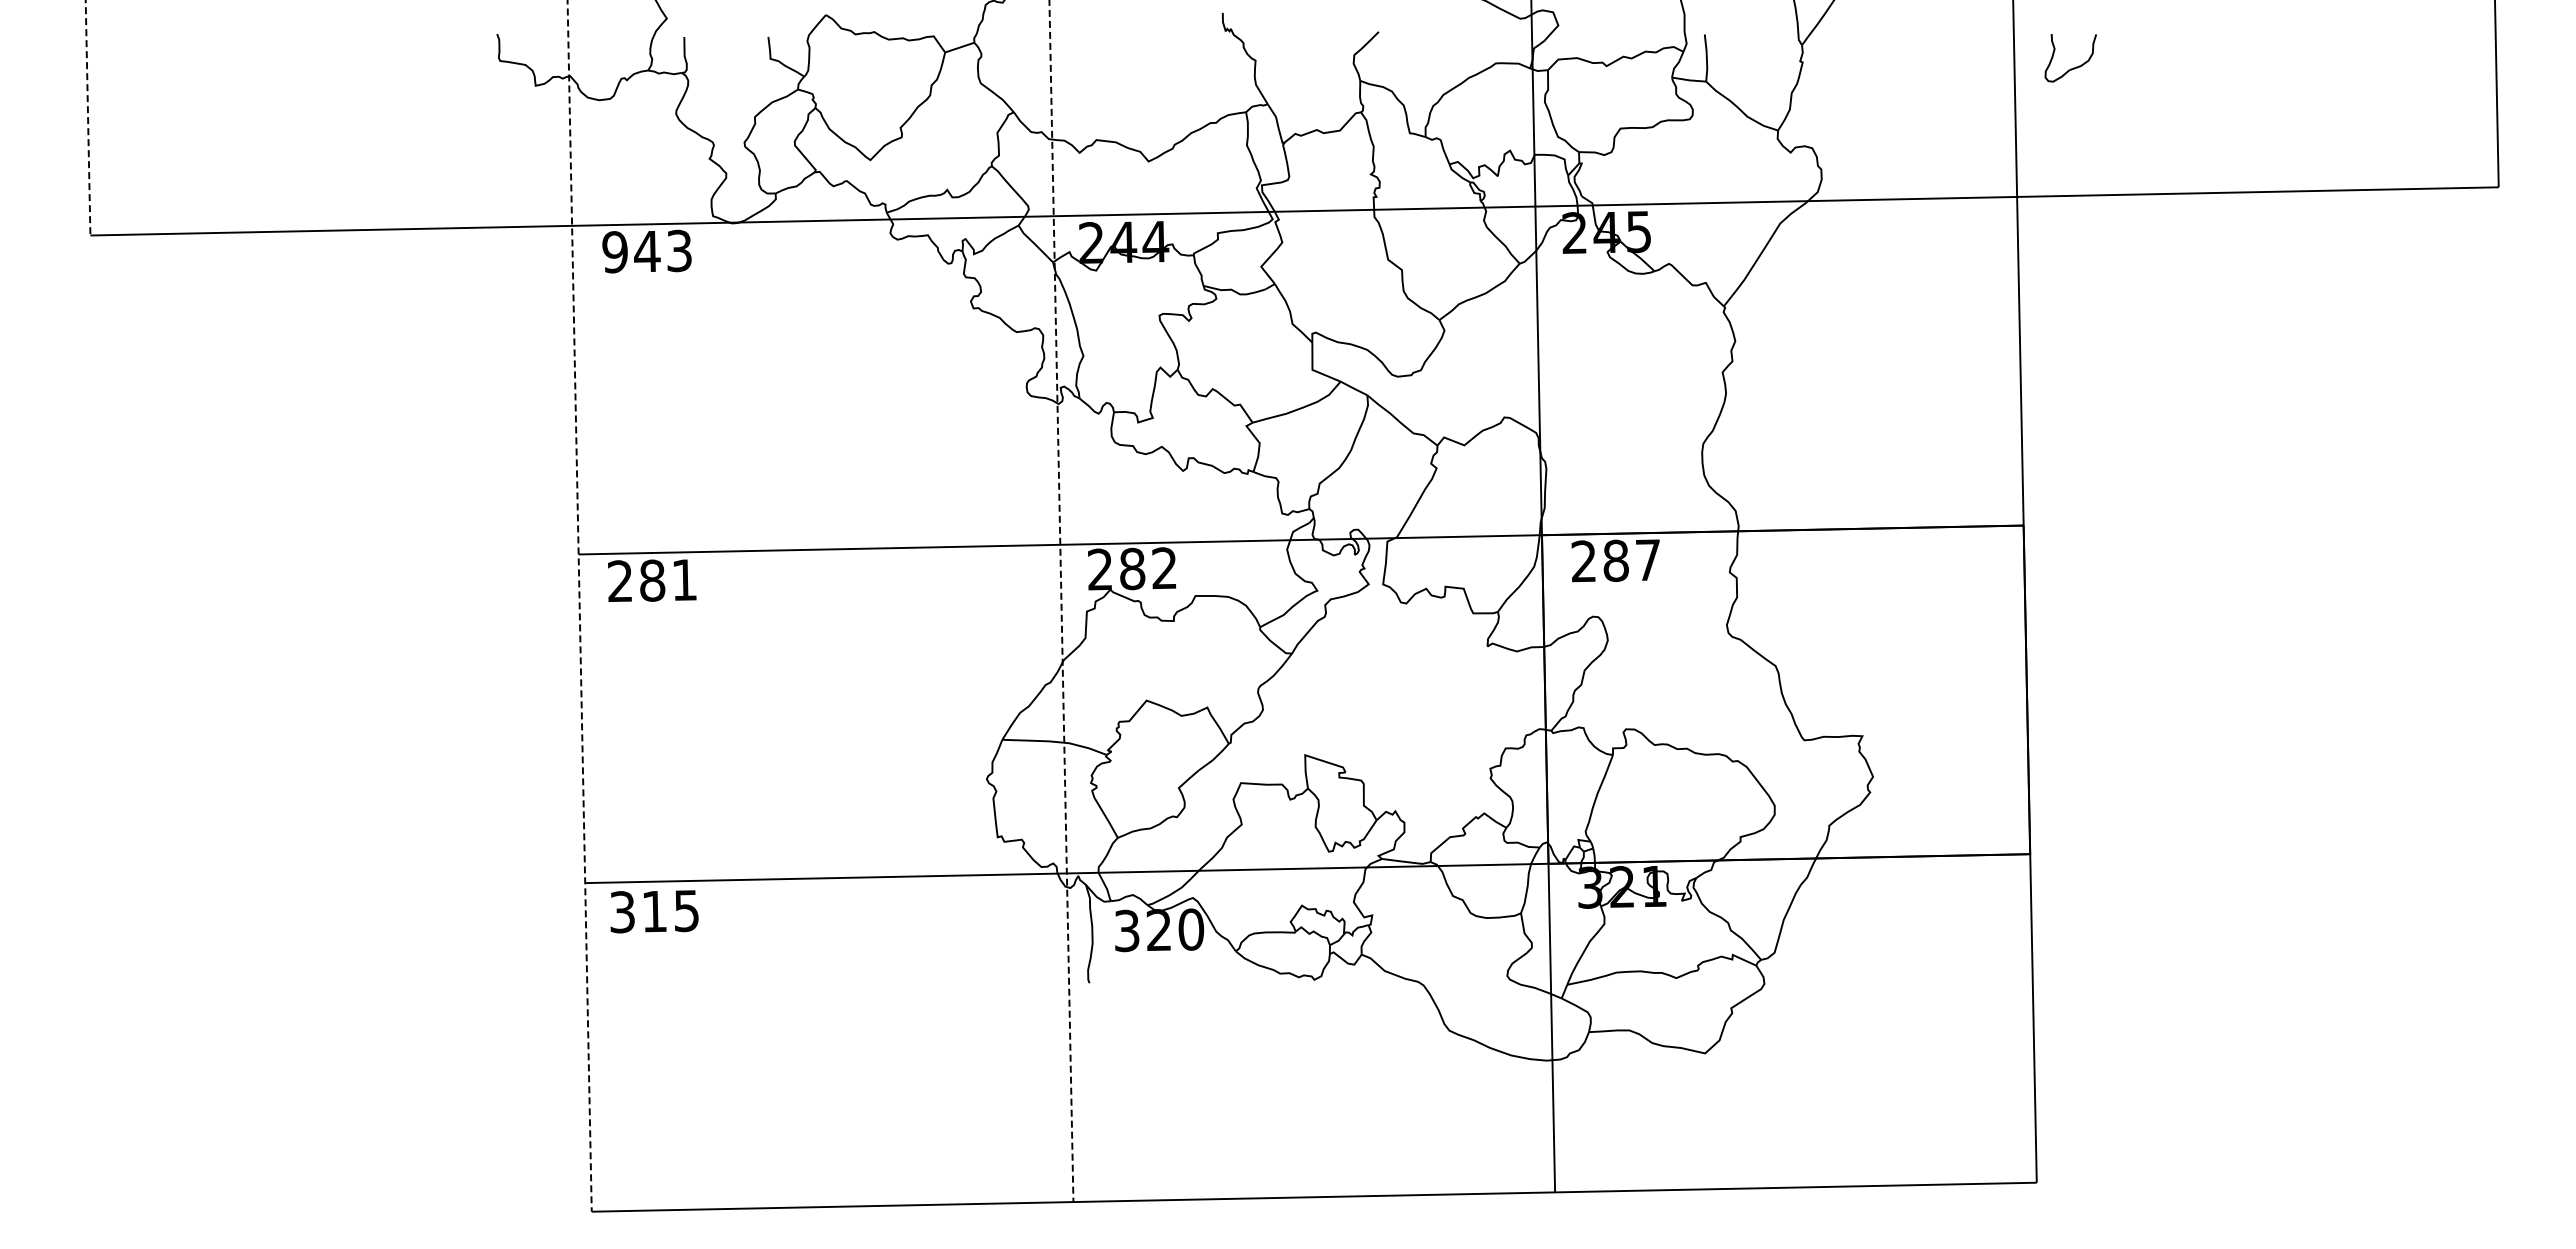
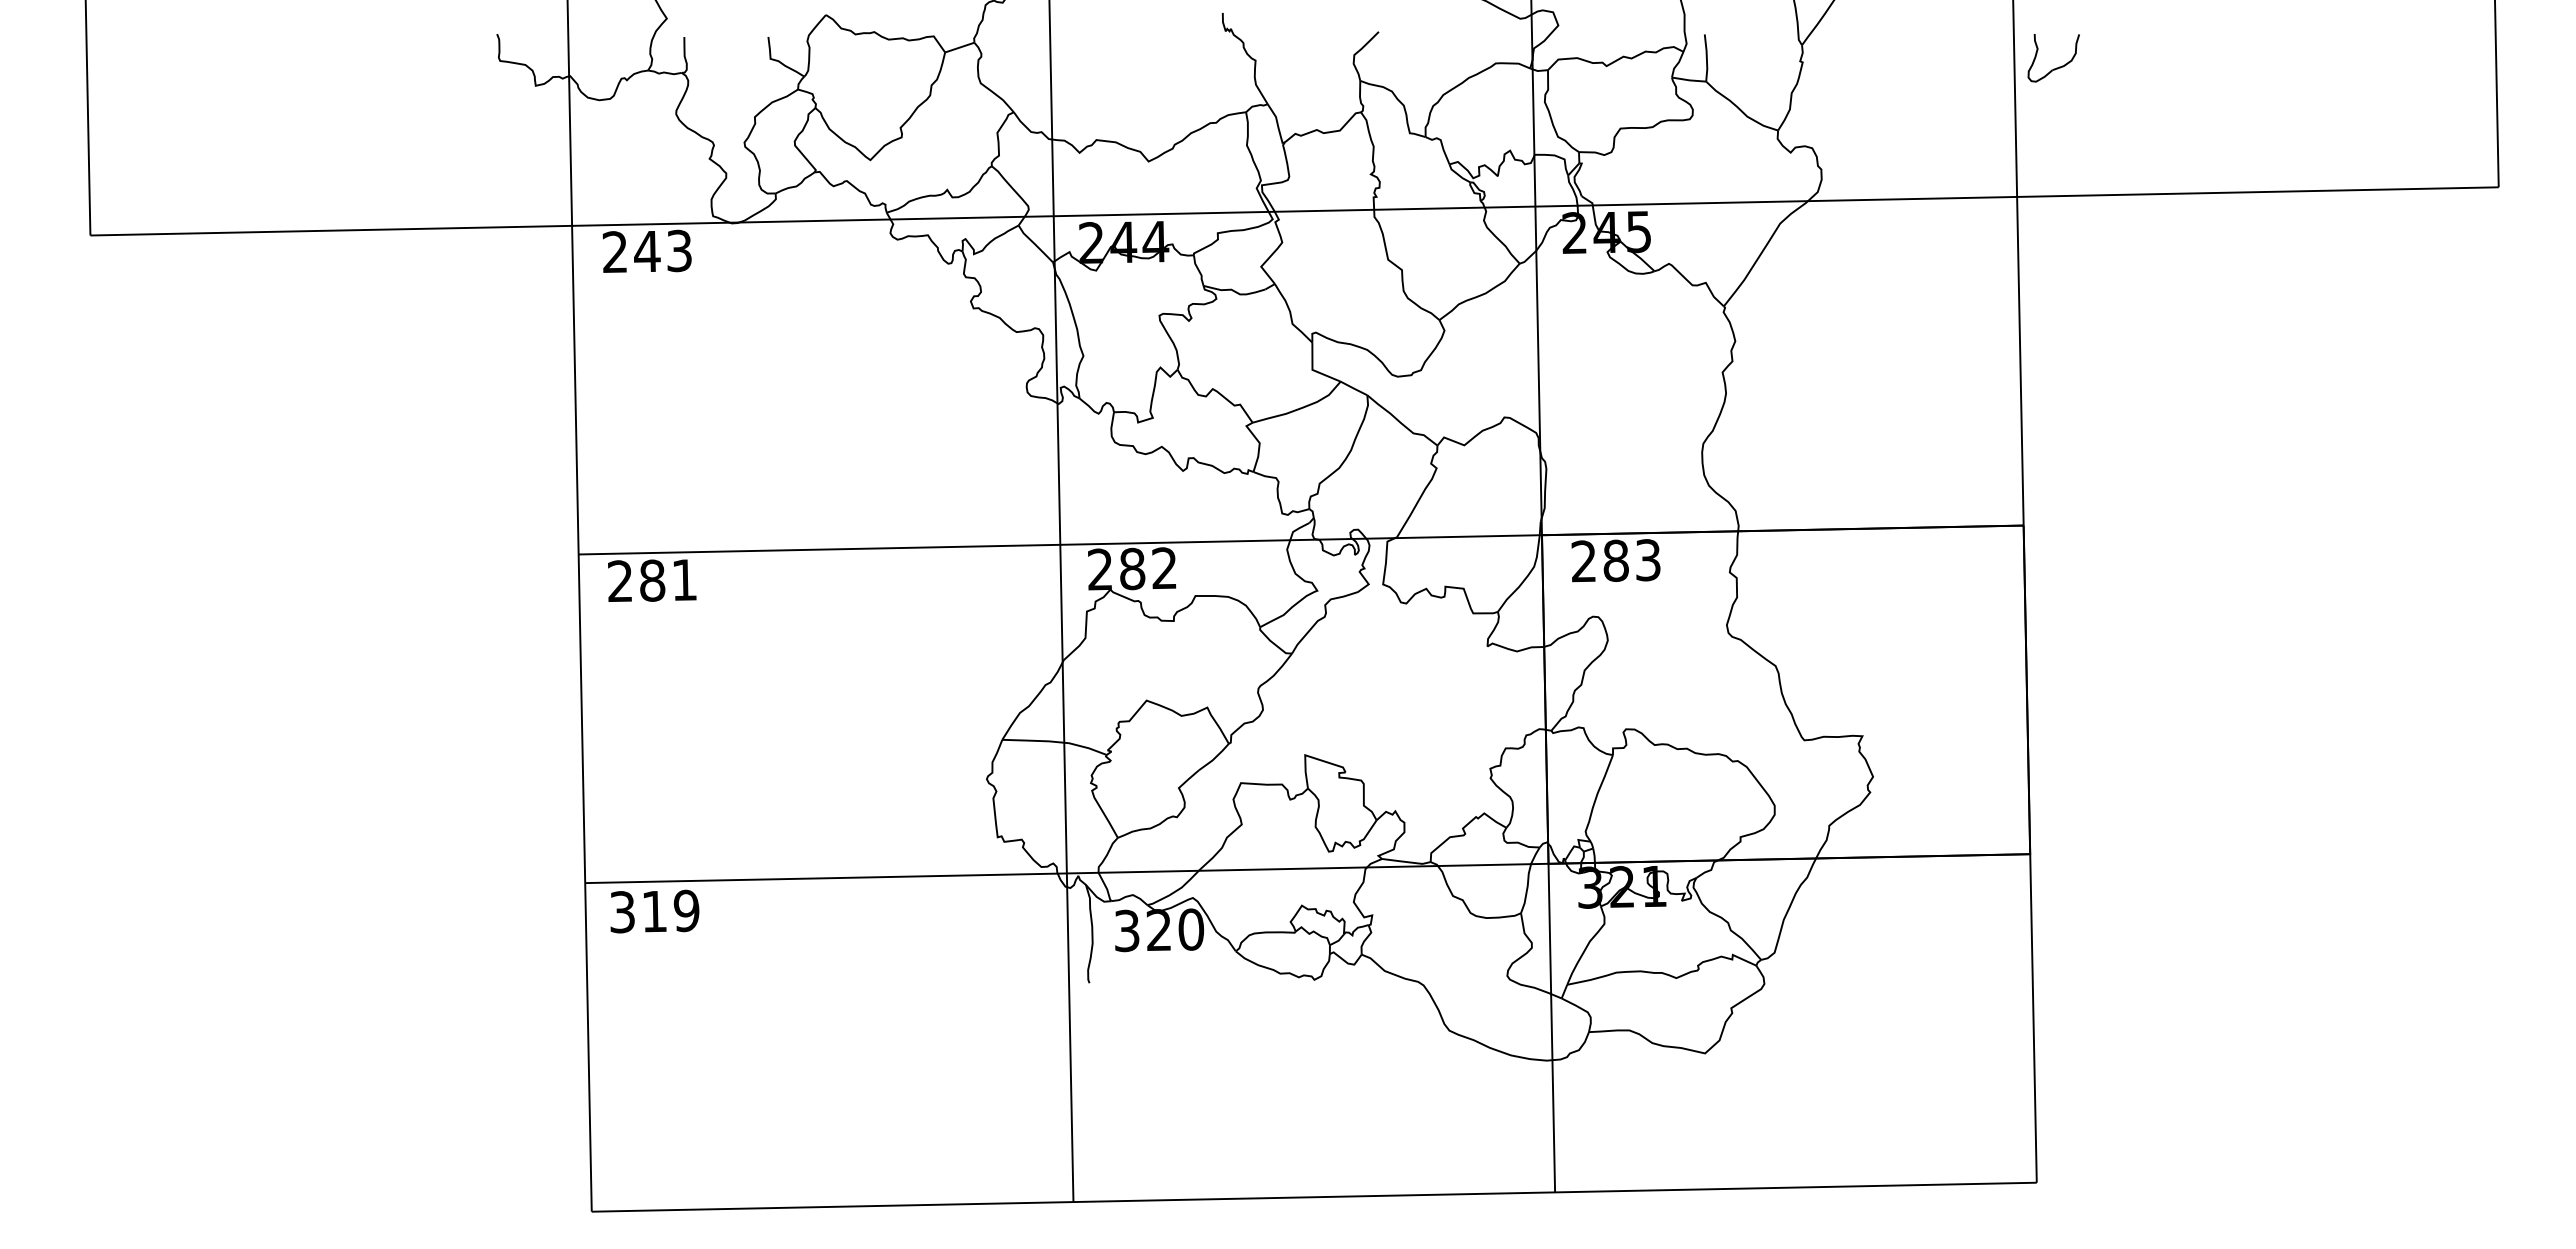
part position: (2073, 67) -> (2056, 67) (2056, 67)
line: dashed -> solid (88, 118)
text: 943 -> 243 (614, 252)
text: 287 -> 283 (1648, 560)
line: dashed -> solid (1061, 601)
line: dashed -> solid (579, 606)
text: 315 -> 319 (686, 910)
